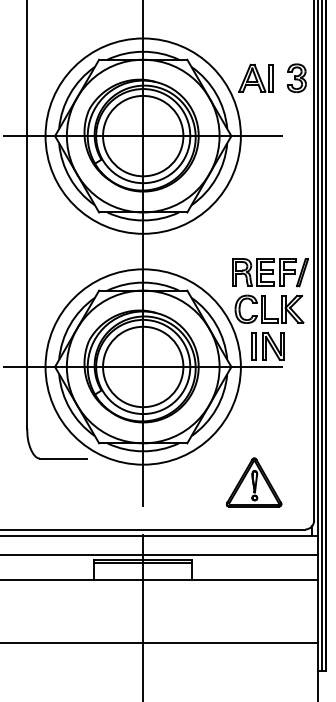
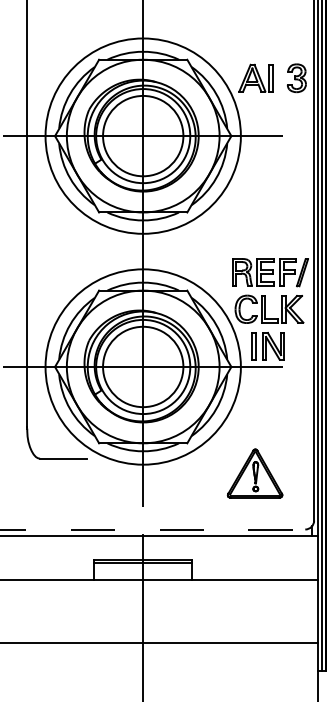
part position: (253, 482) -> (254, 473) (254, 473)
line: solid -> dashed (152, 529)
line: present -> none (160, 555)
